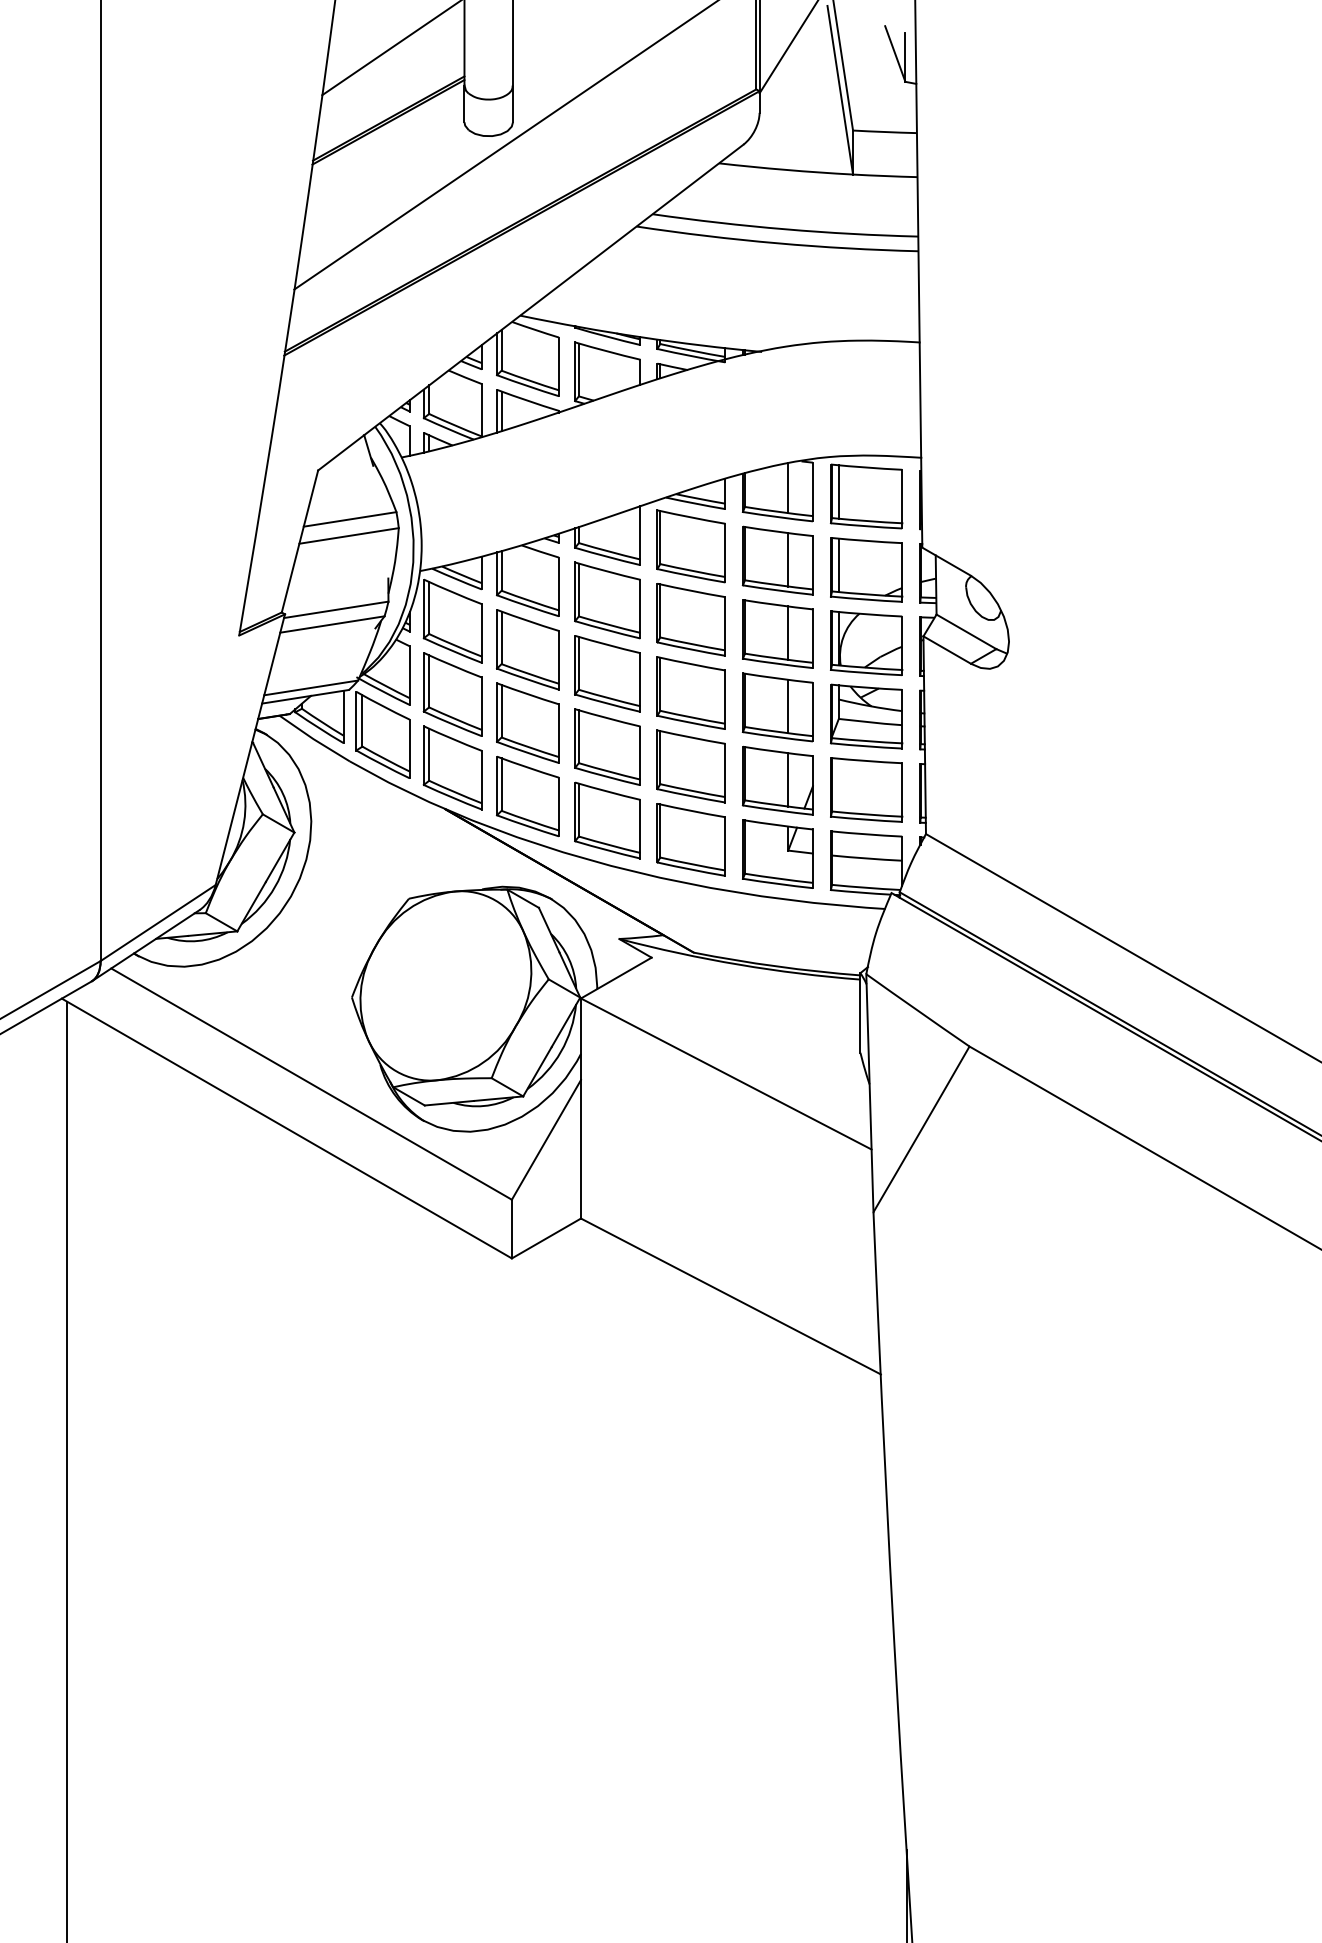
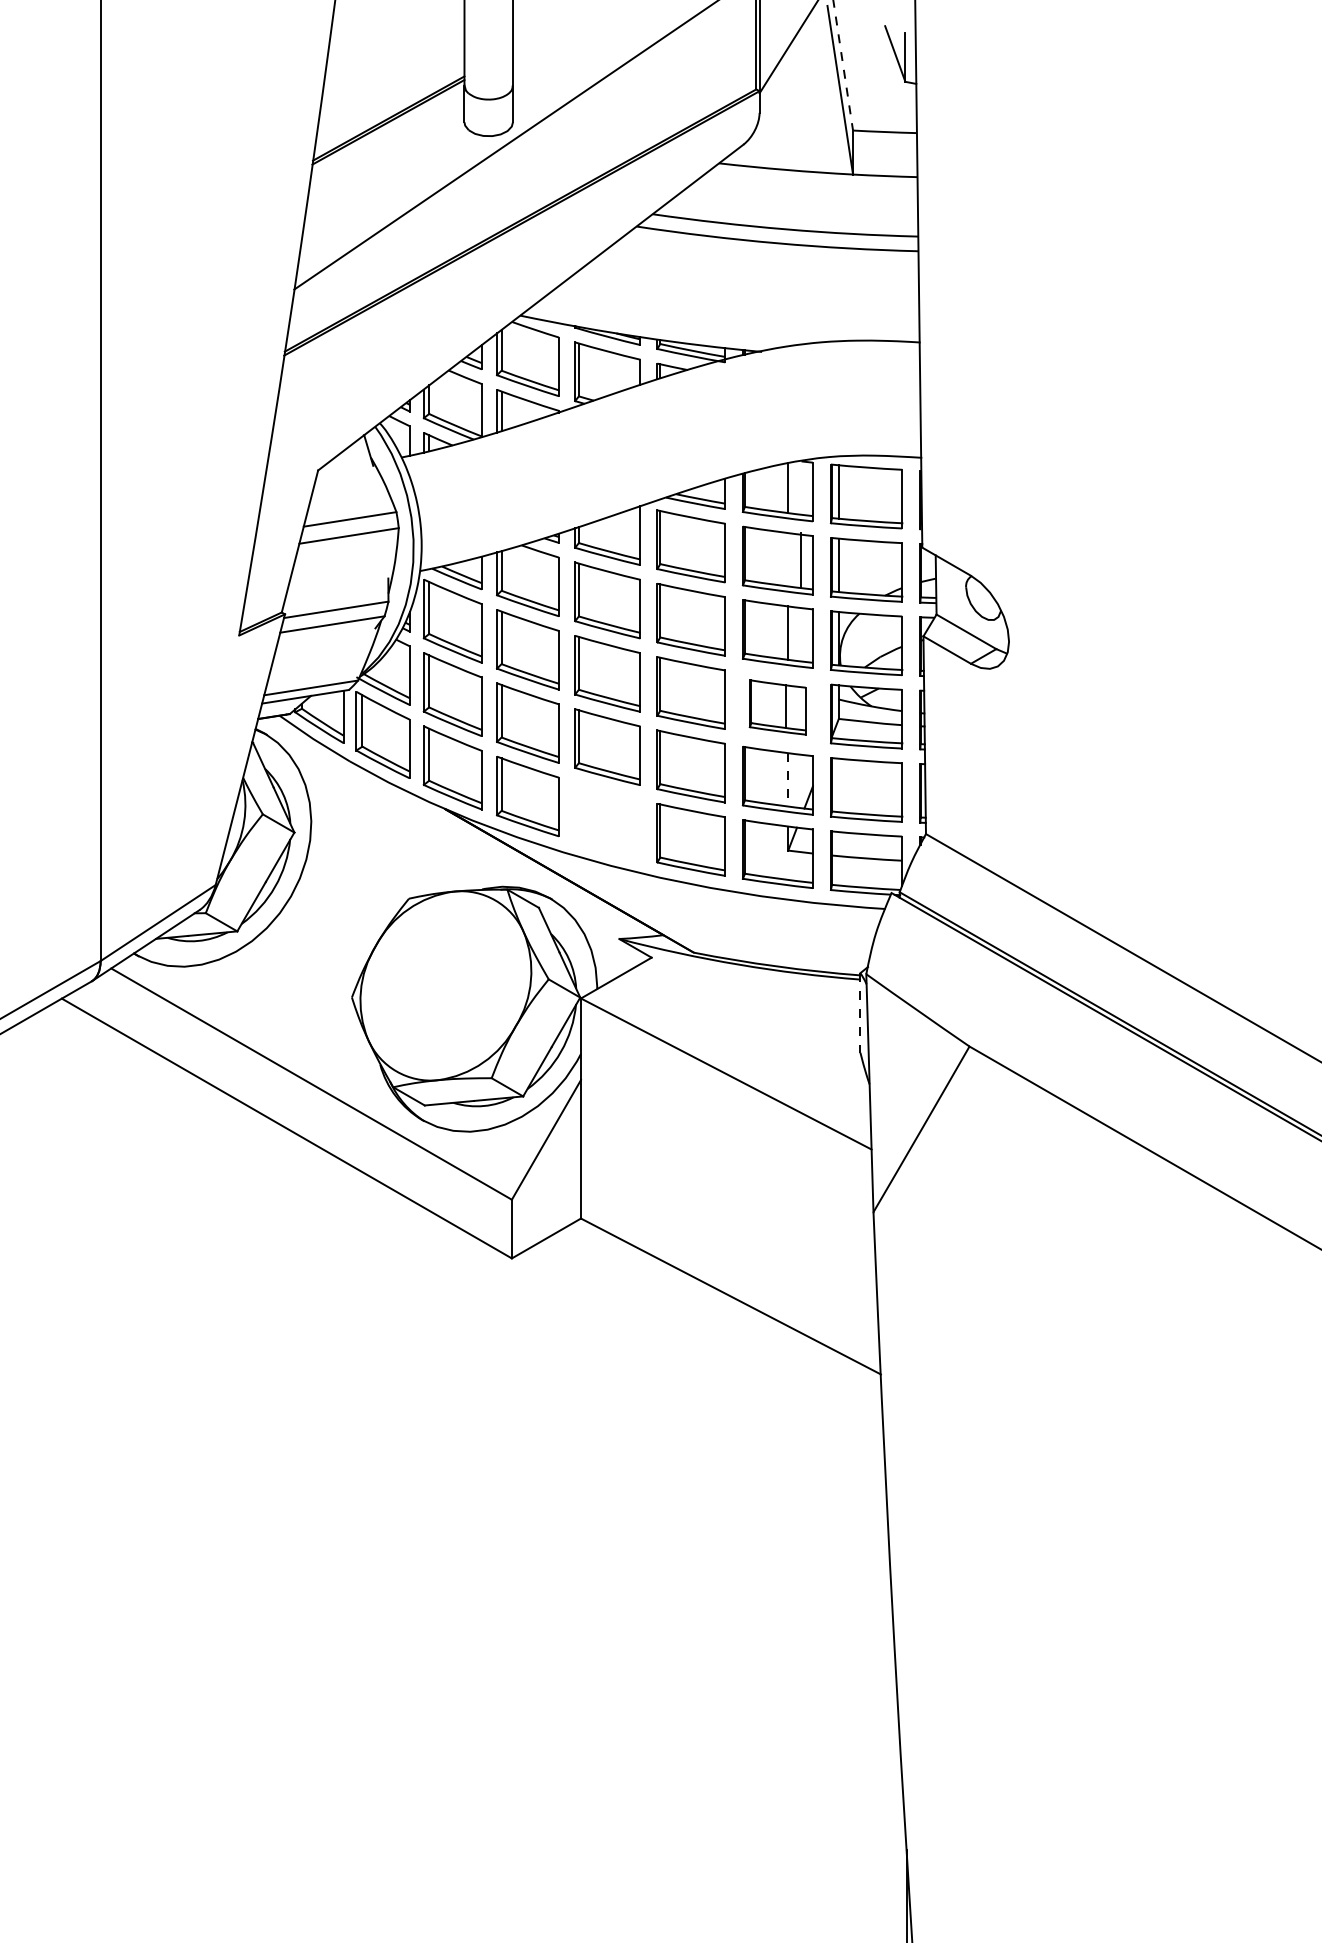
line: present -> none (390, 48)
line: solid -> dashed (843, 65)
line position: (788, 559) -> (801, 559) (801, 559)
part size: 73x71 px -> 59x57 px (777, 707)
line: solid -> dashed (788, 779)
part: present -> none (607, 820)
line: solid -> dashed (860, 1012)
line: present -> none (66, 1470)
